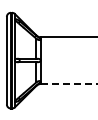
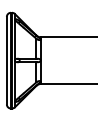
line: dashed -> solid (69, 83)
